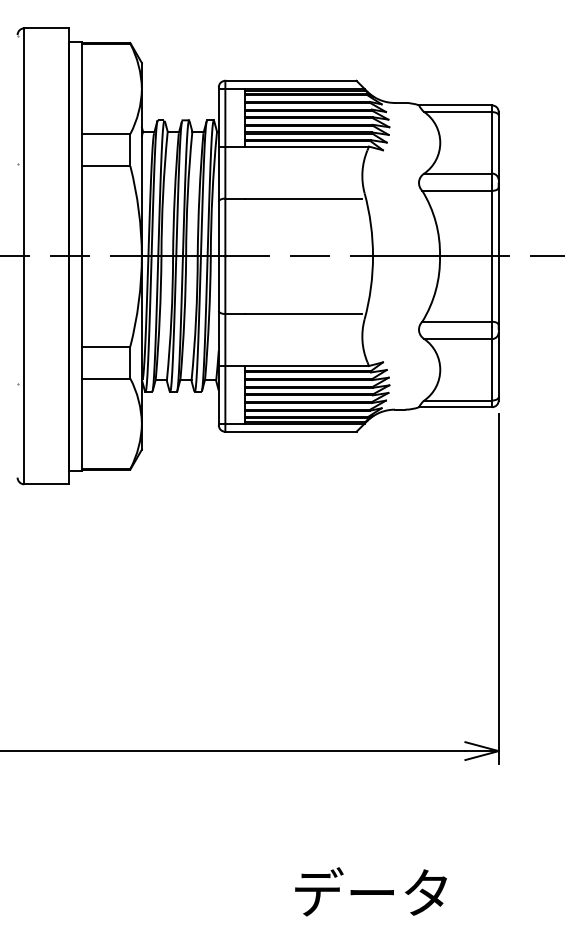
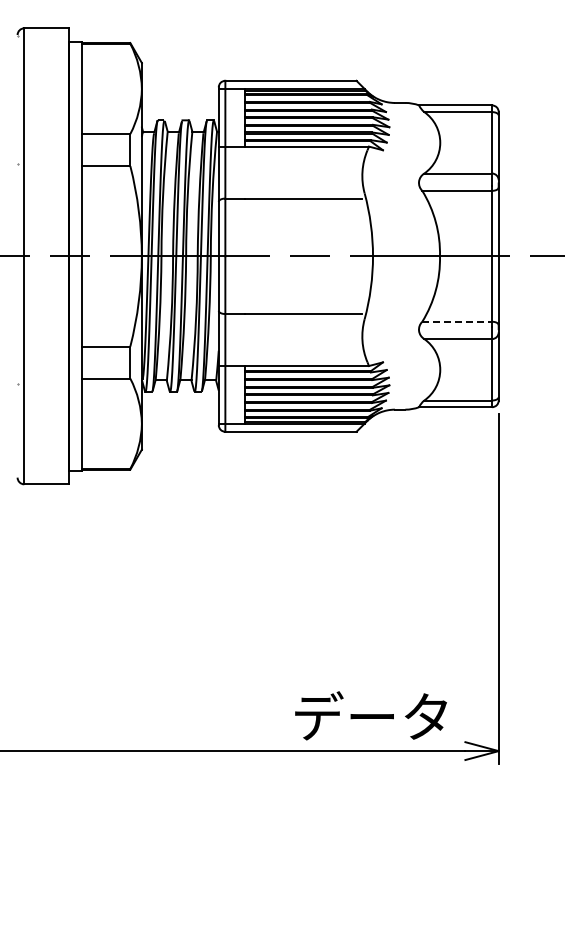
line: solid -> dashed (457, 321)
text position: (370, 891) -> (370, 715) (370, 715)
